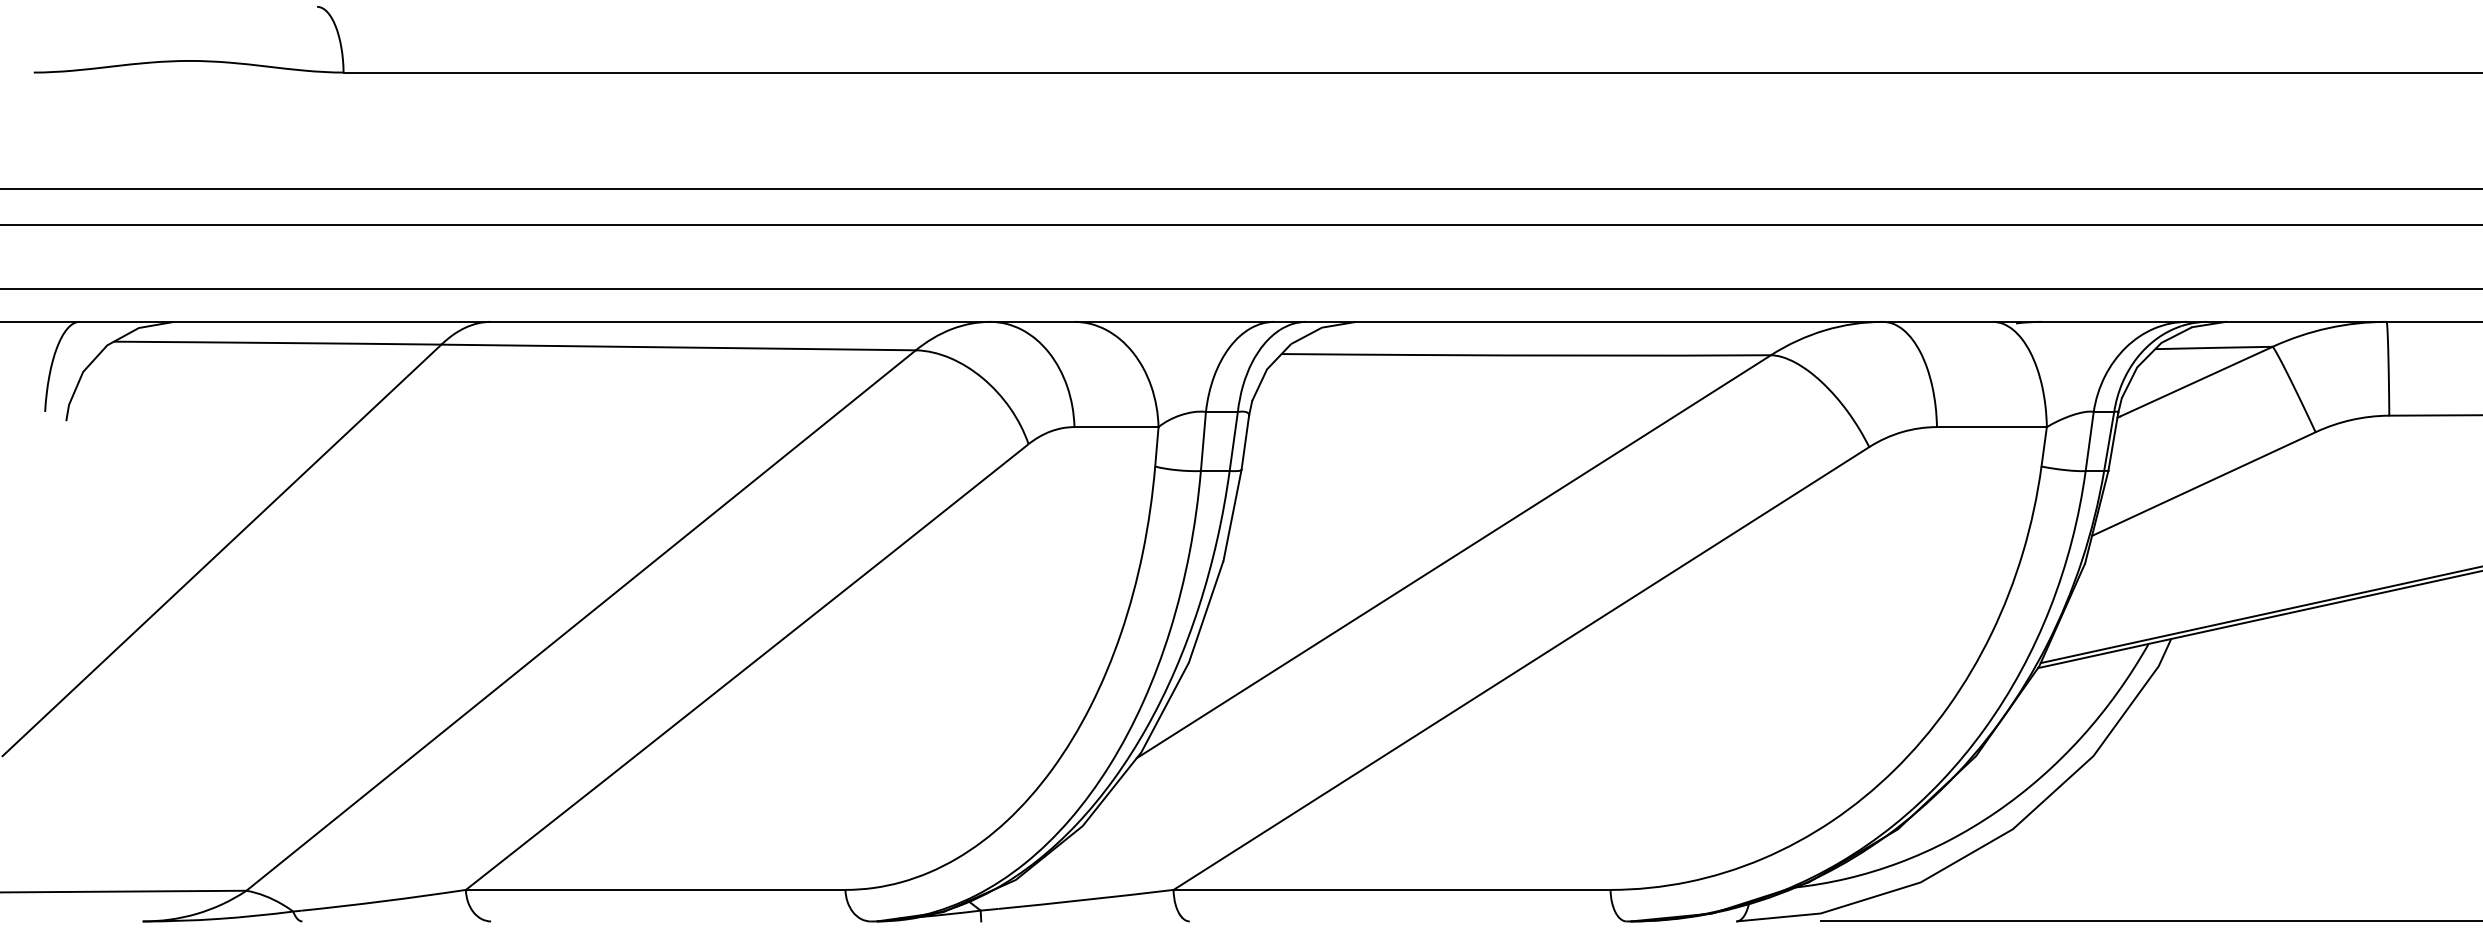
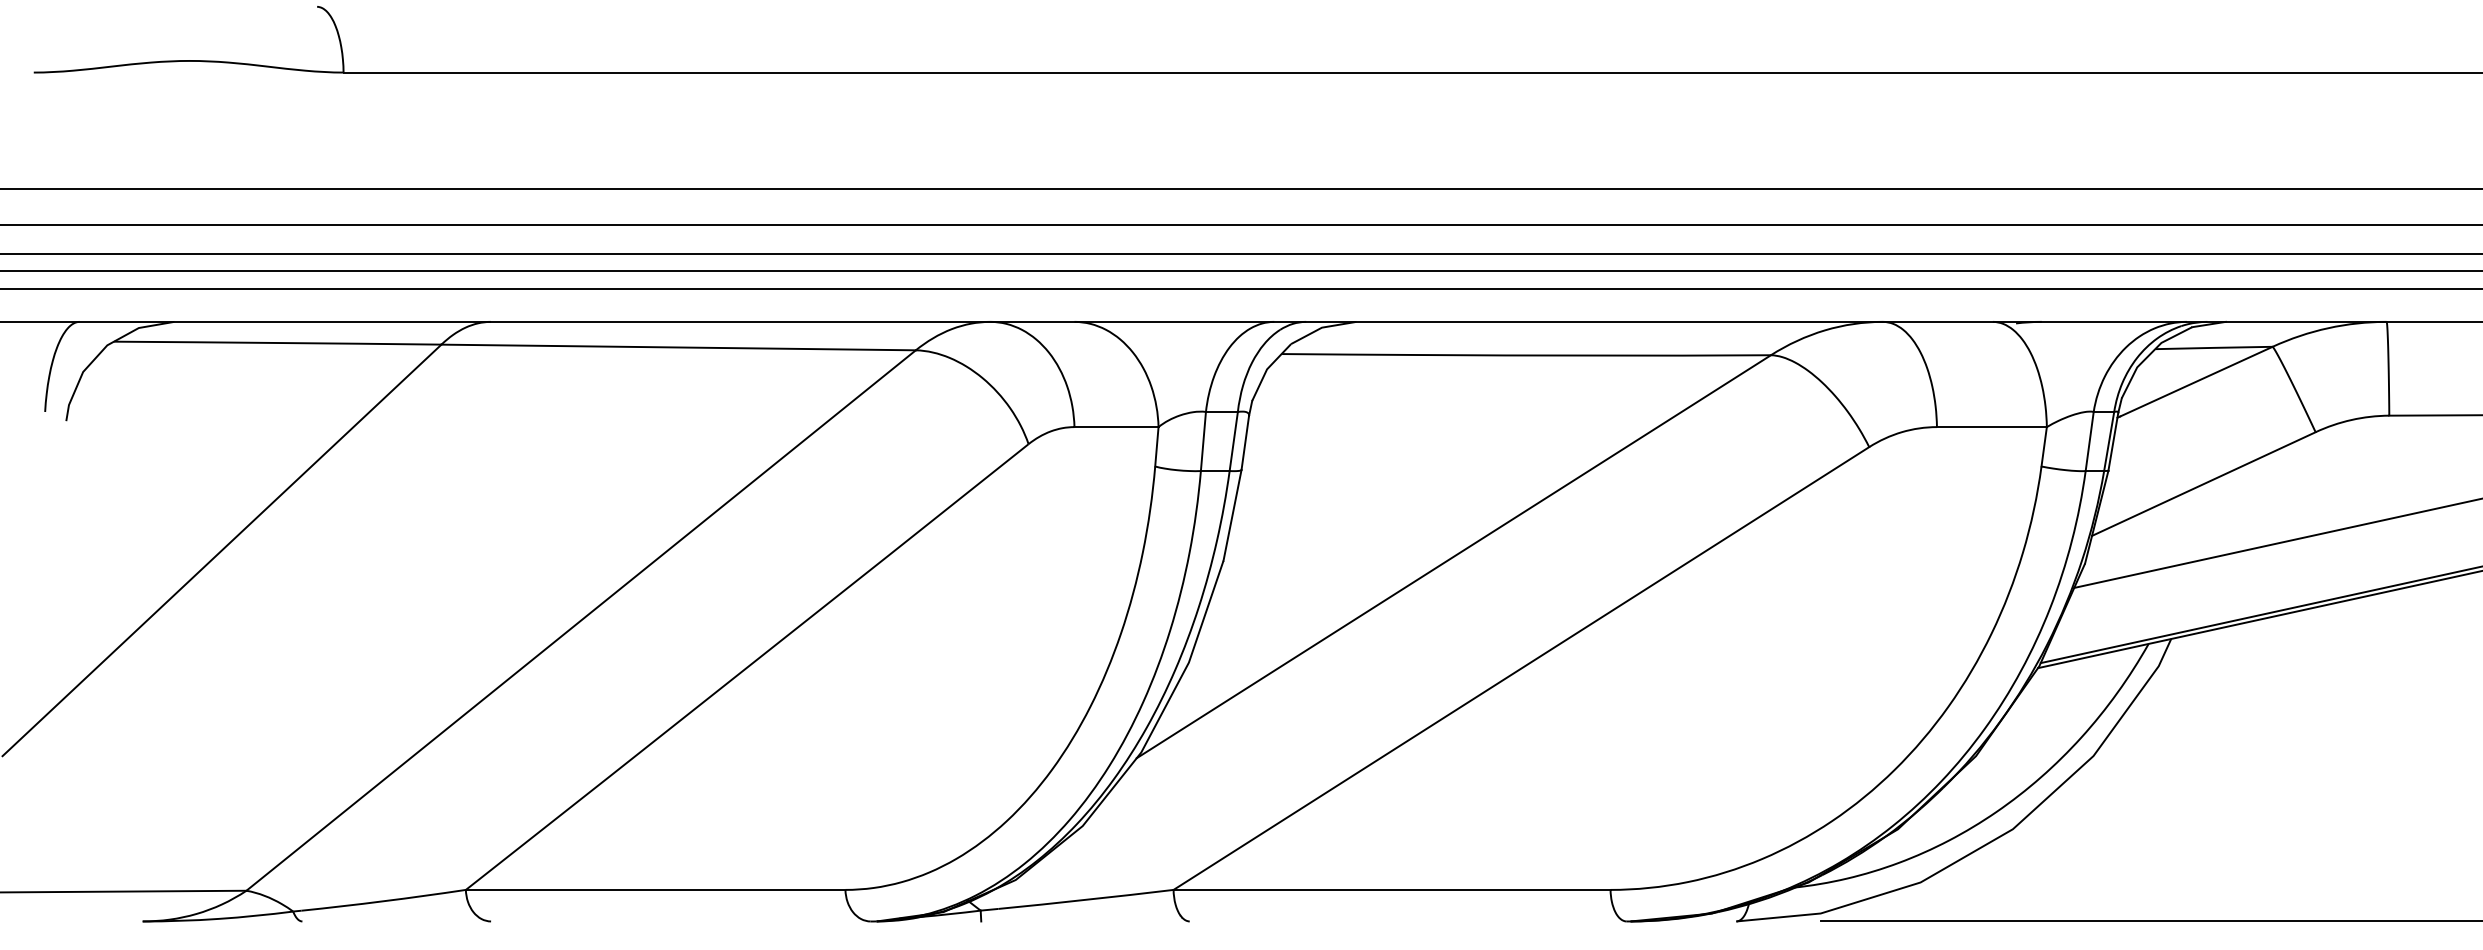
line: none -> present (1240, 253)
line: none -> present (1240, 270)
line: none -> present (2276, 543)
